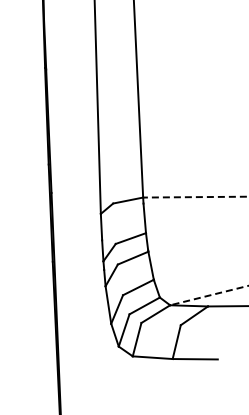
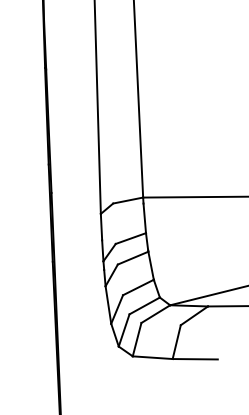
line: dashed -> solid (196, 197)
line: dashed -> solid (208, 295)
